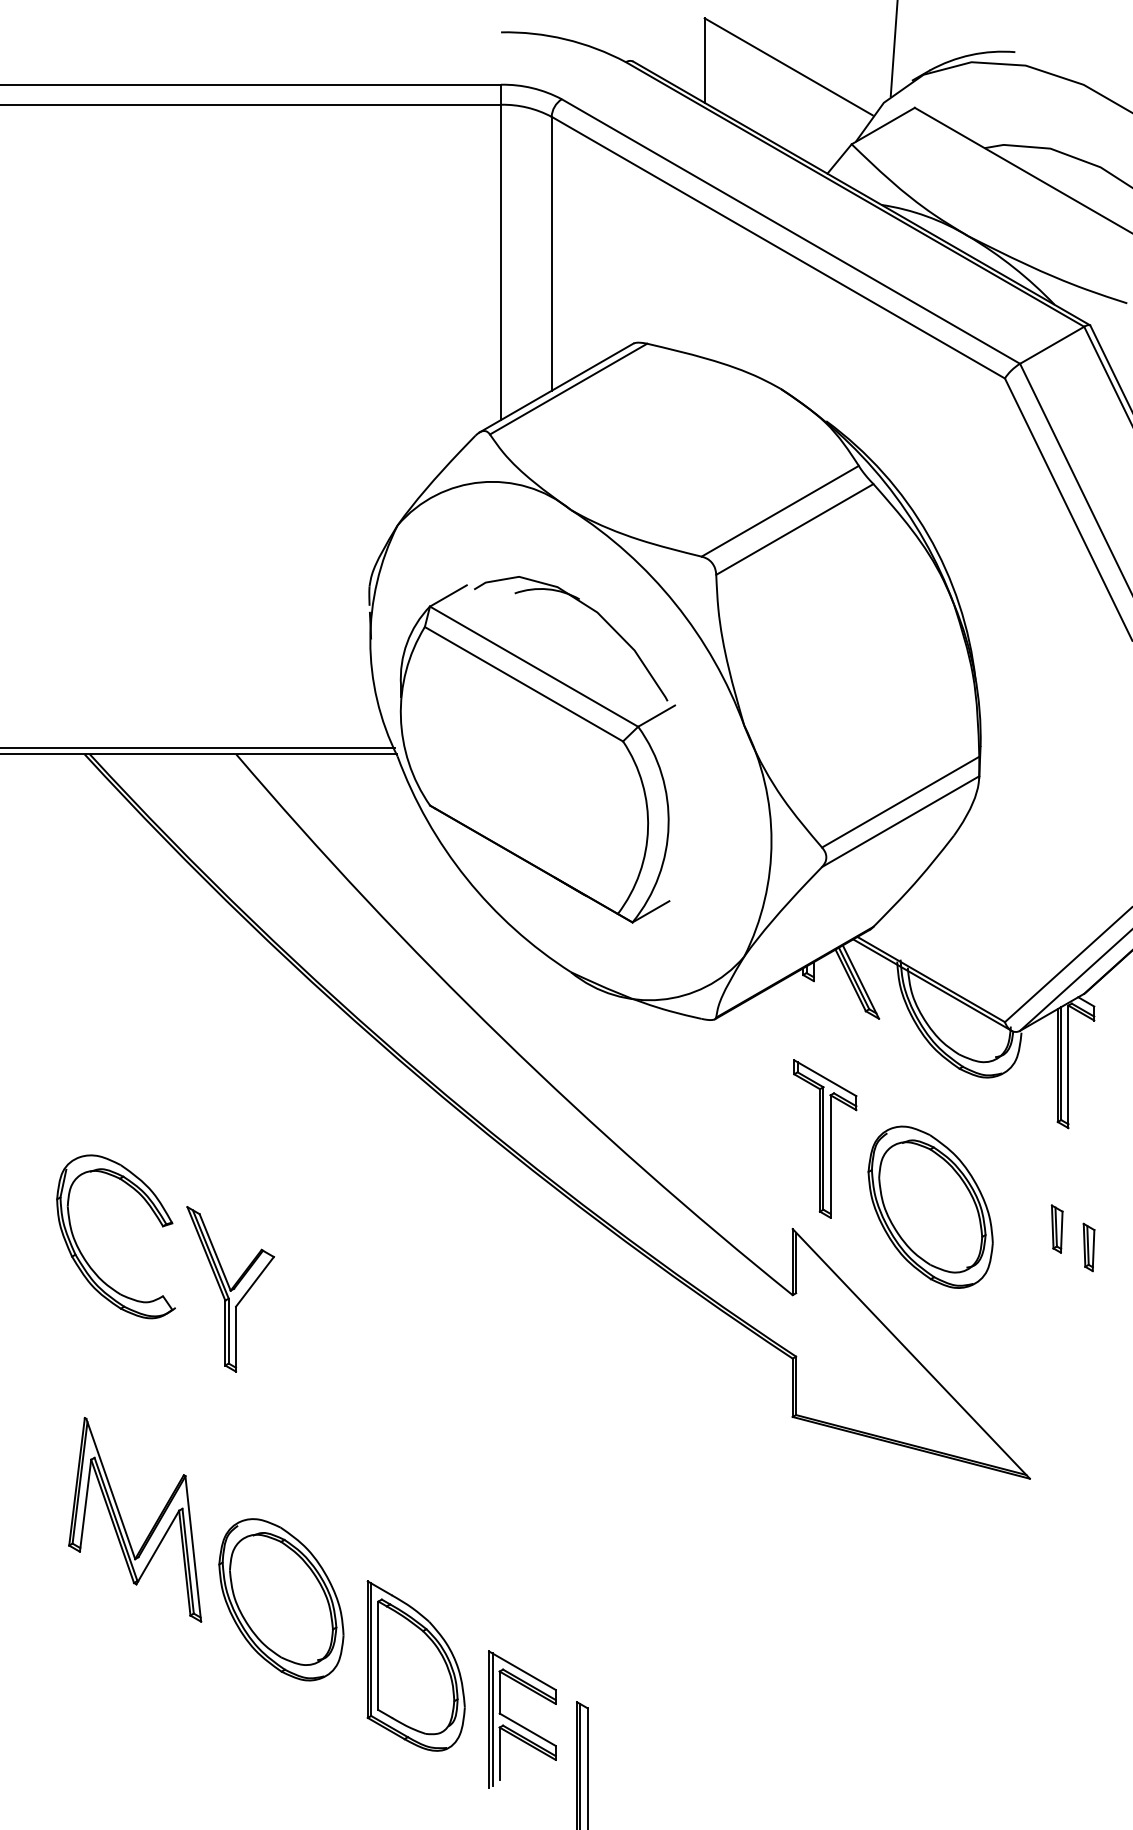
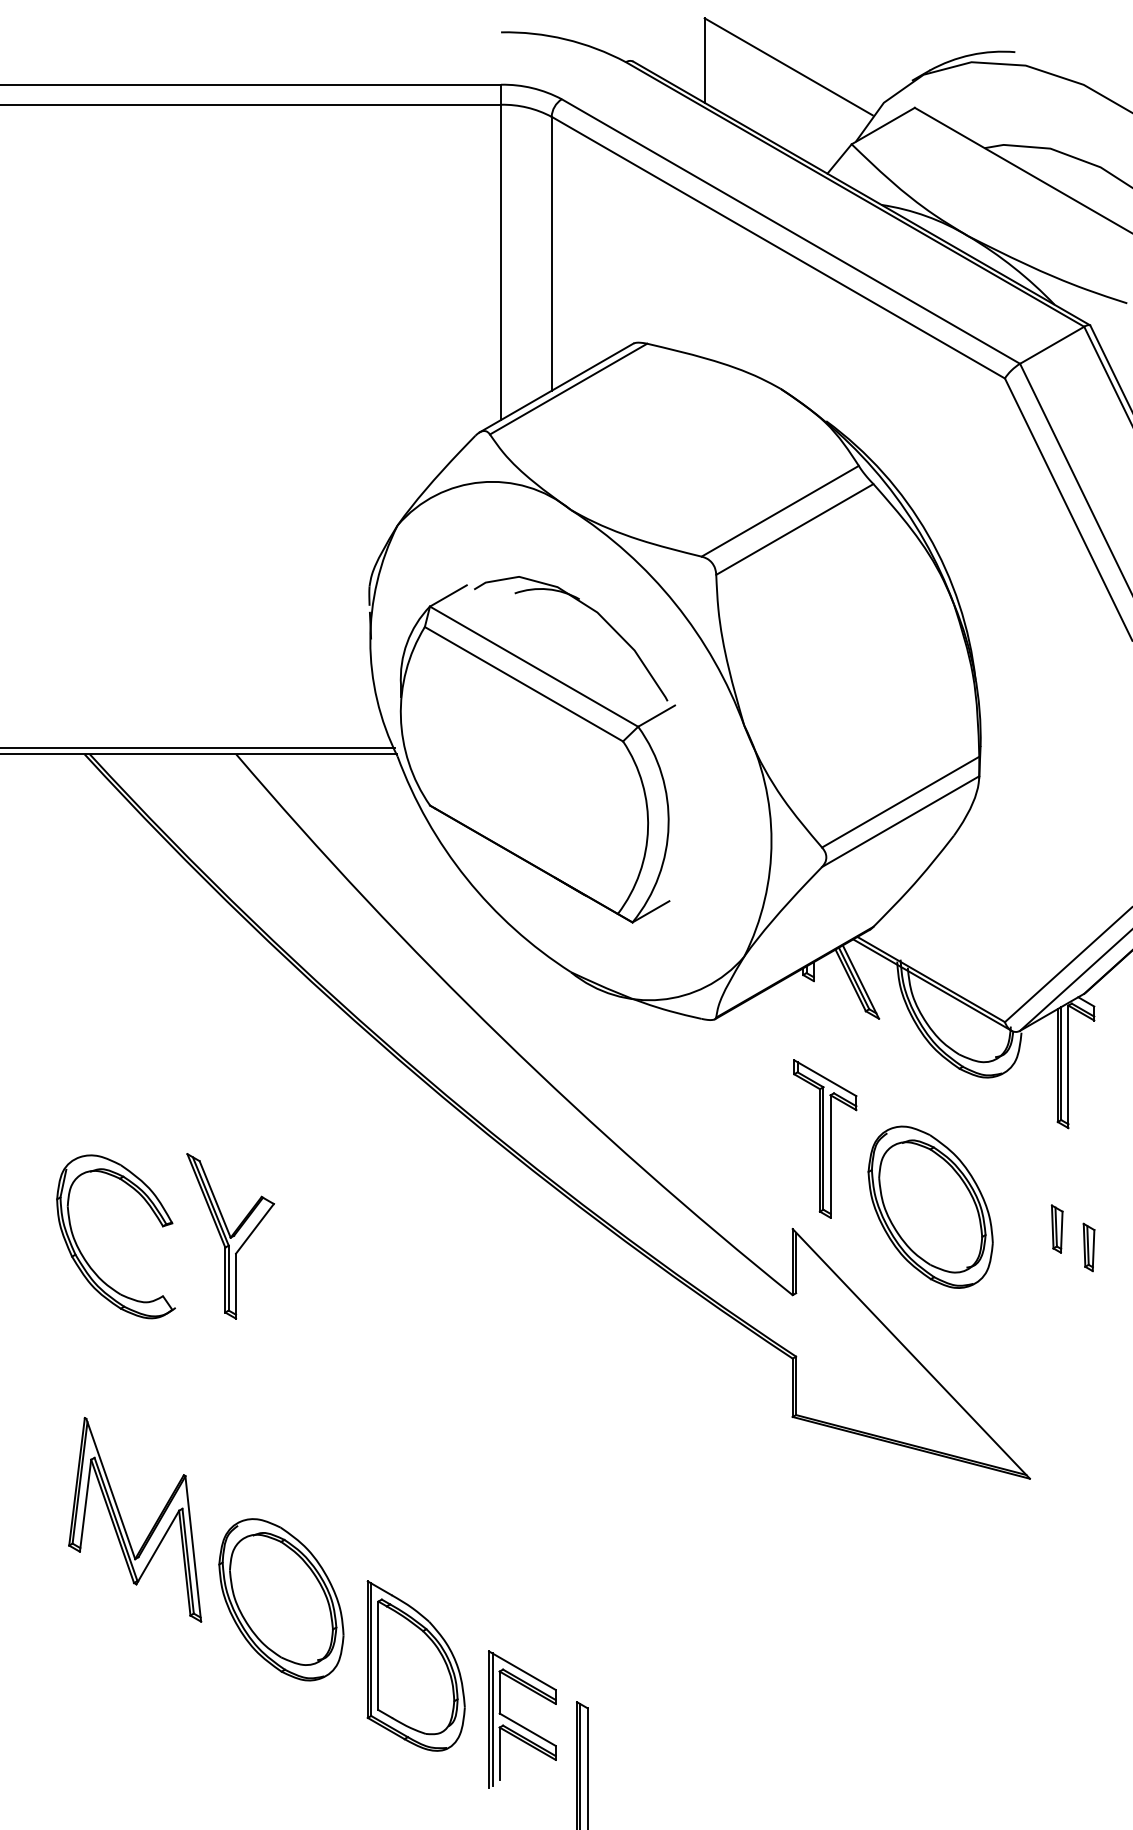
line: present -> none (893, 49)
part position: (230, 1289) -> (230, 1236) (230, 1236)
